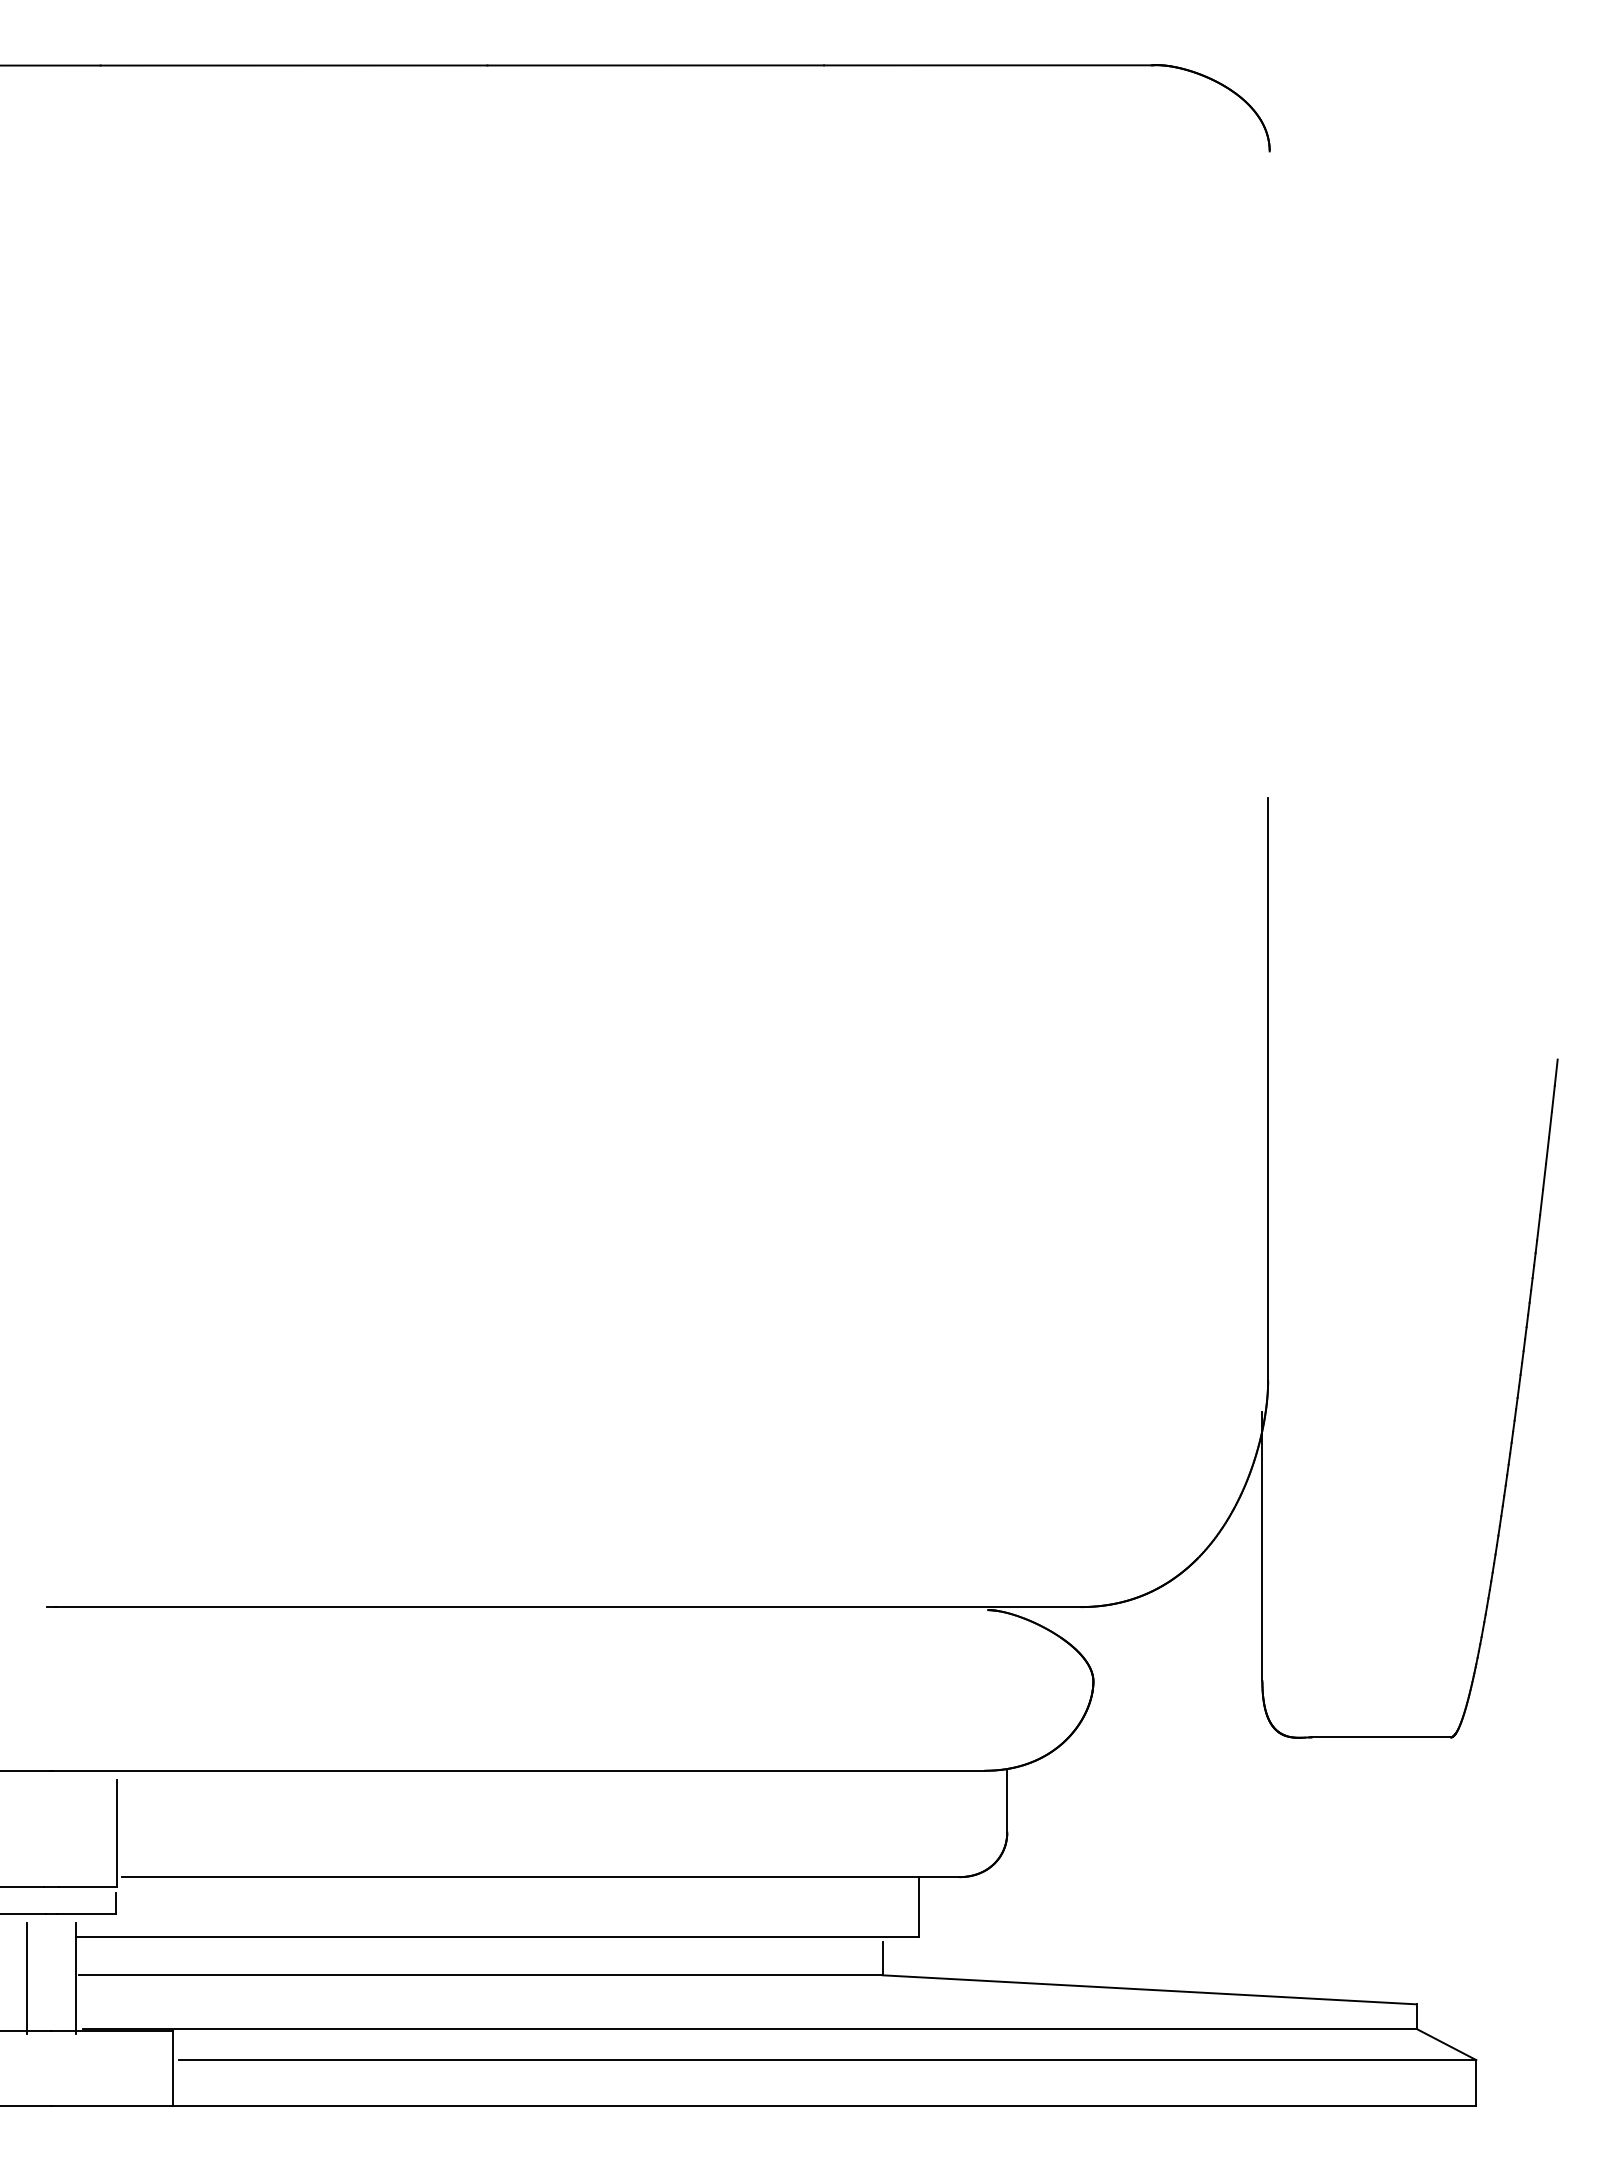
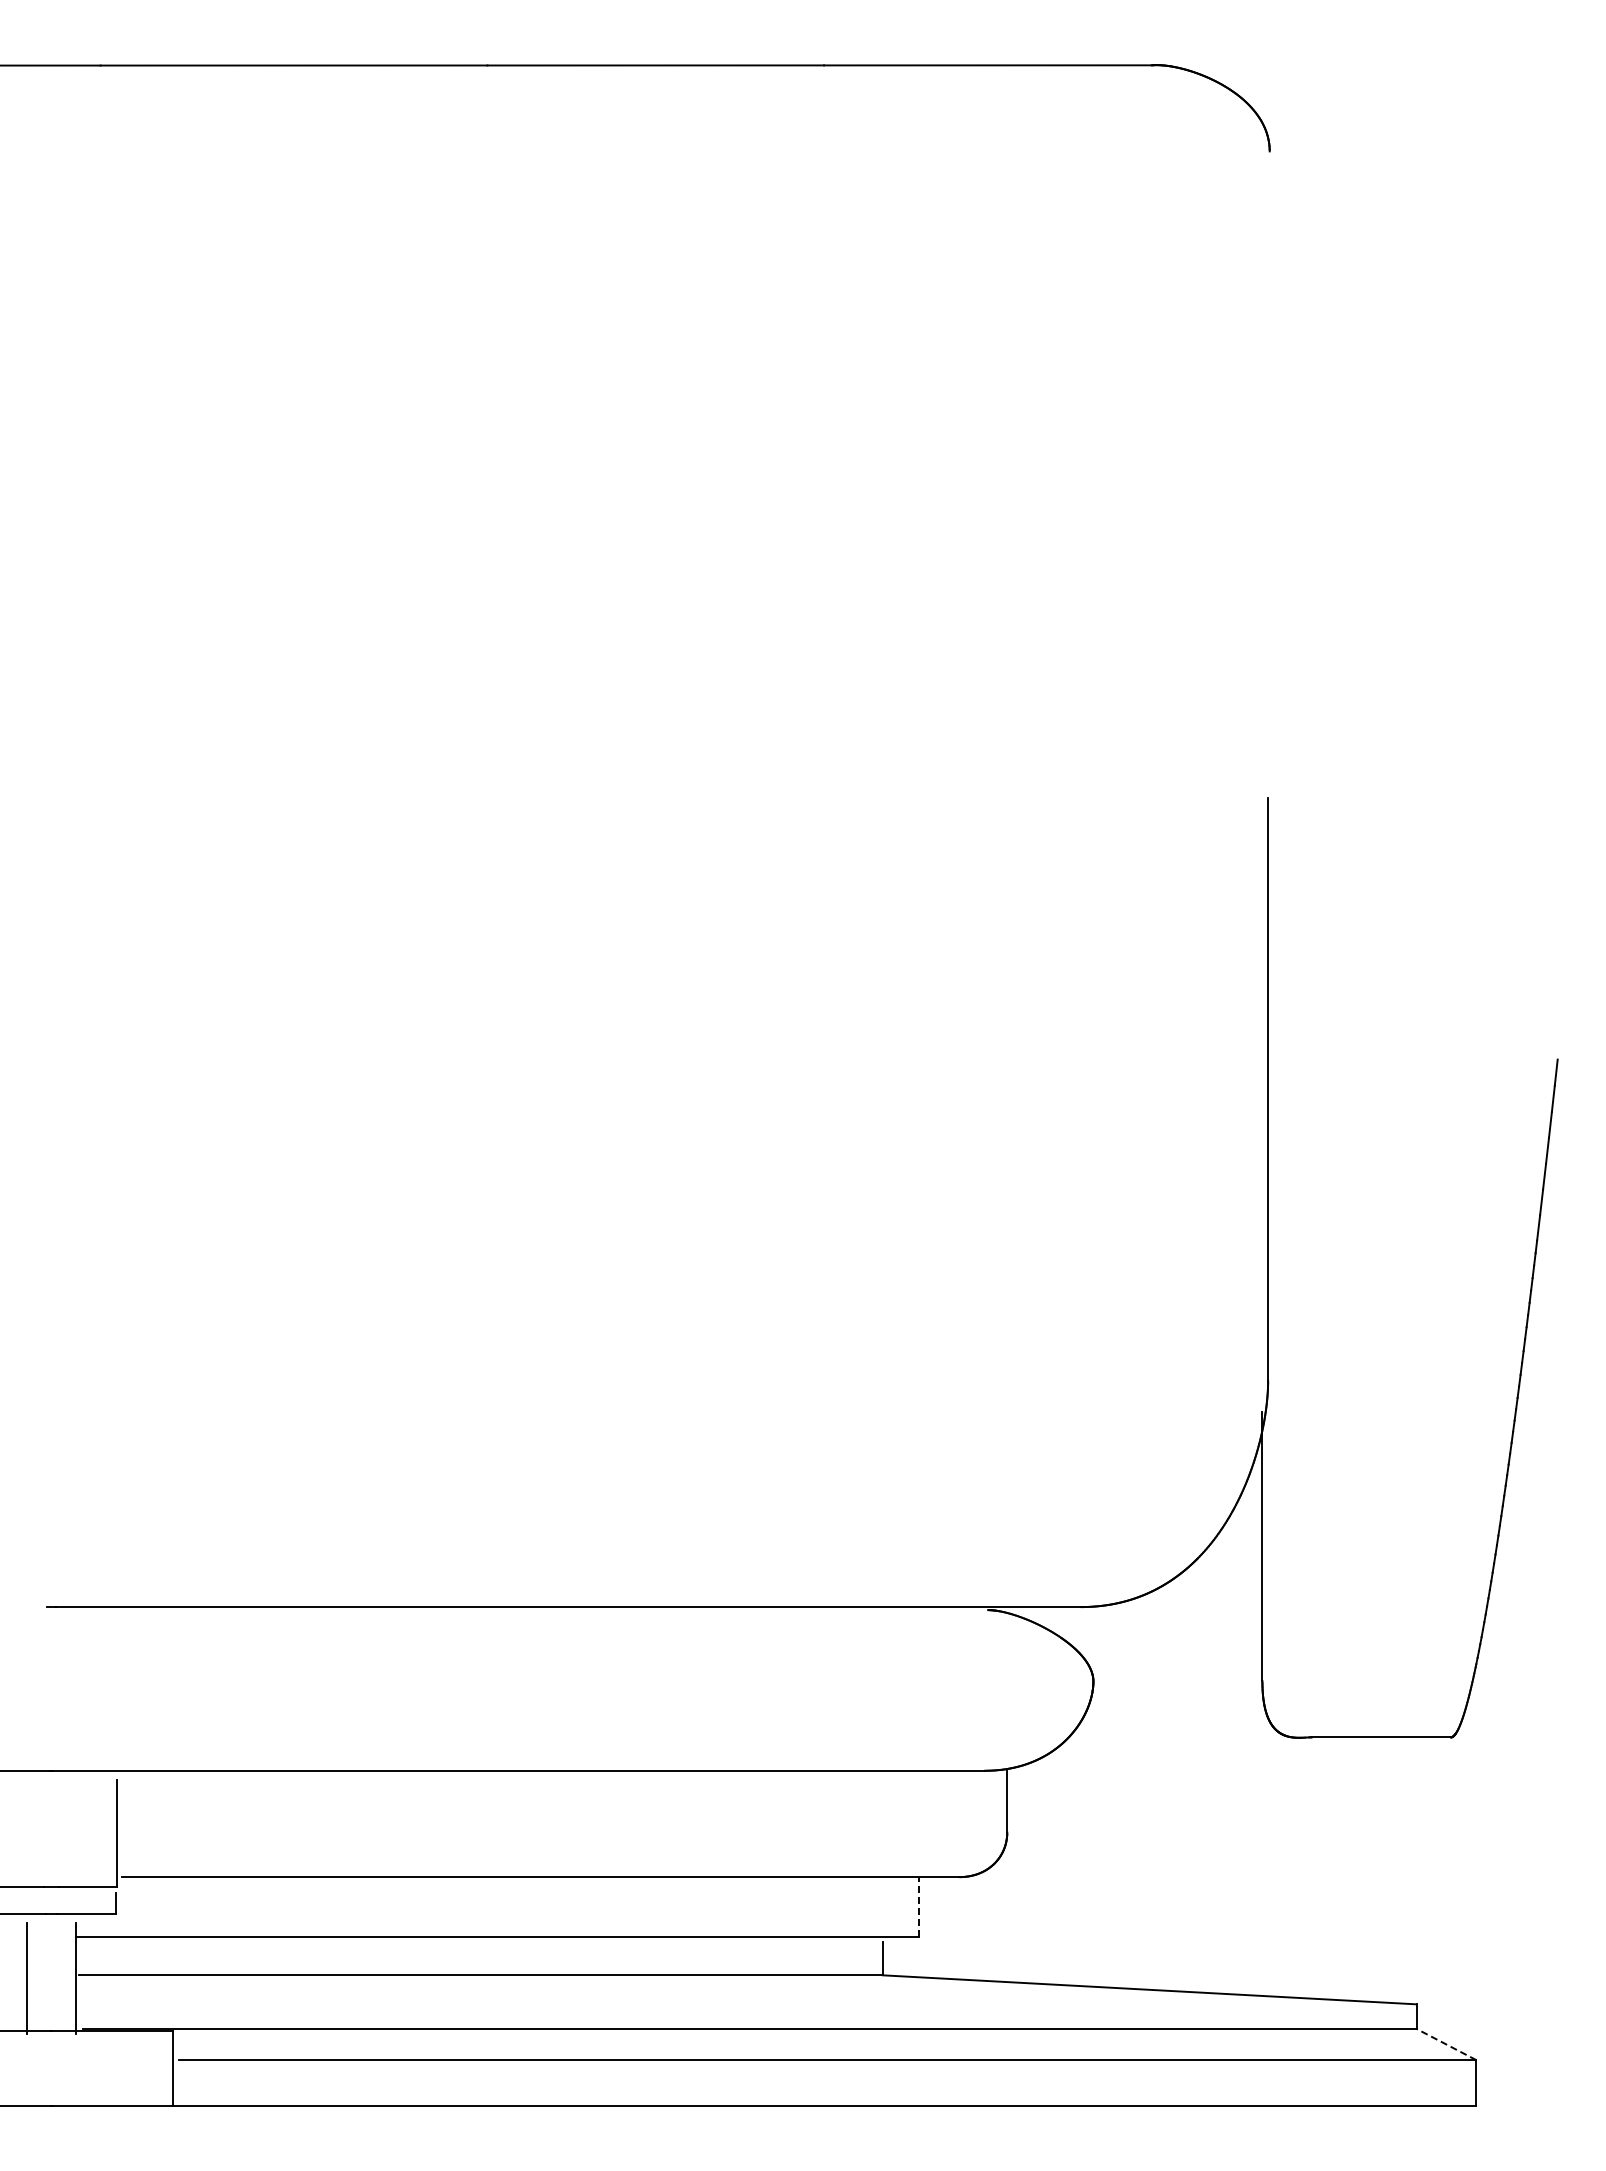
line: solid -> dashed (918, 1906)
line: solid -> dashed (1446, 2044)
